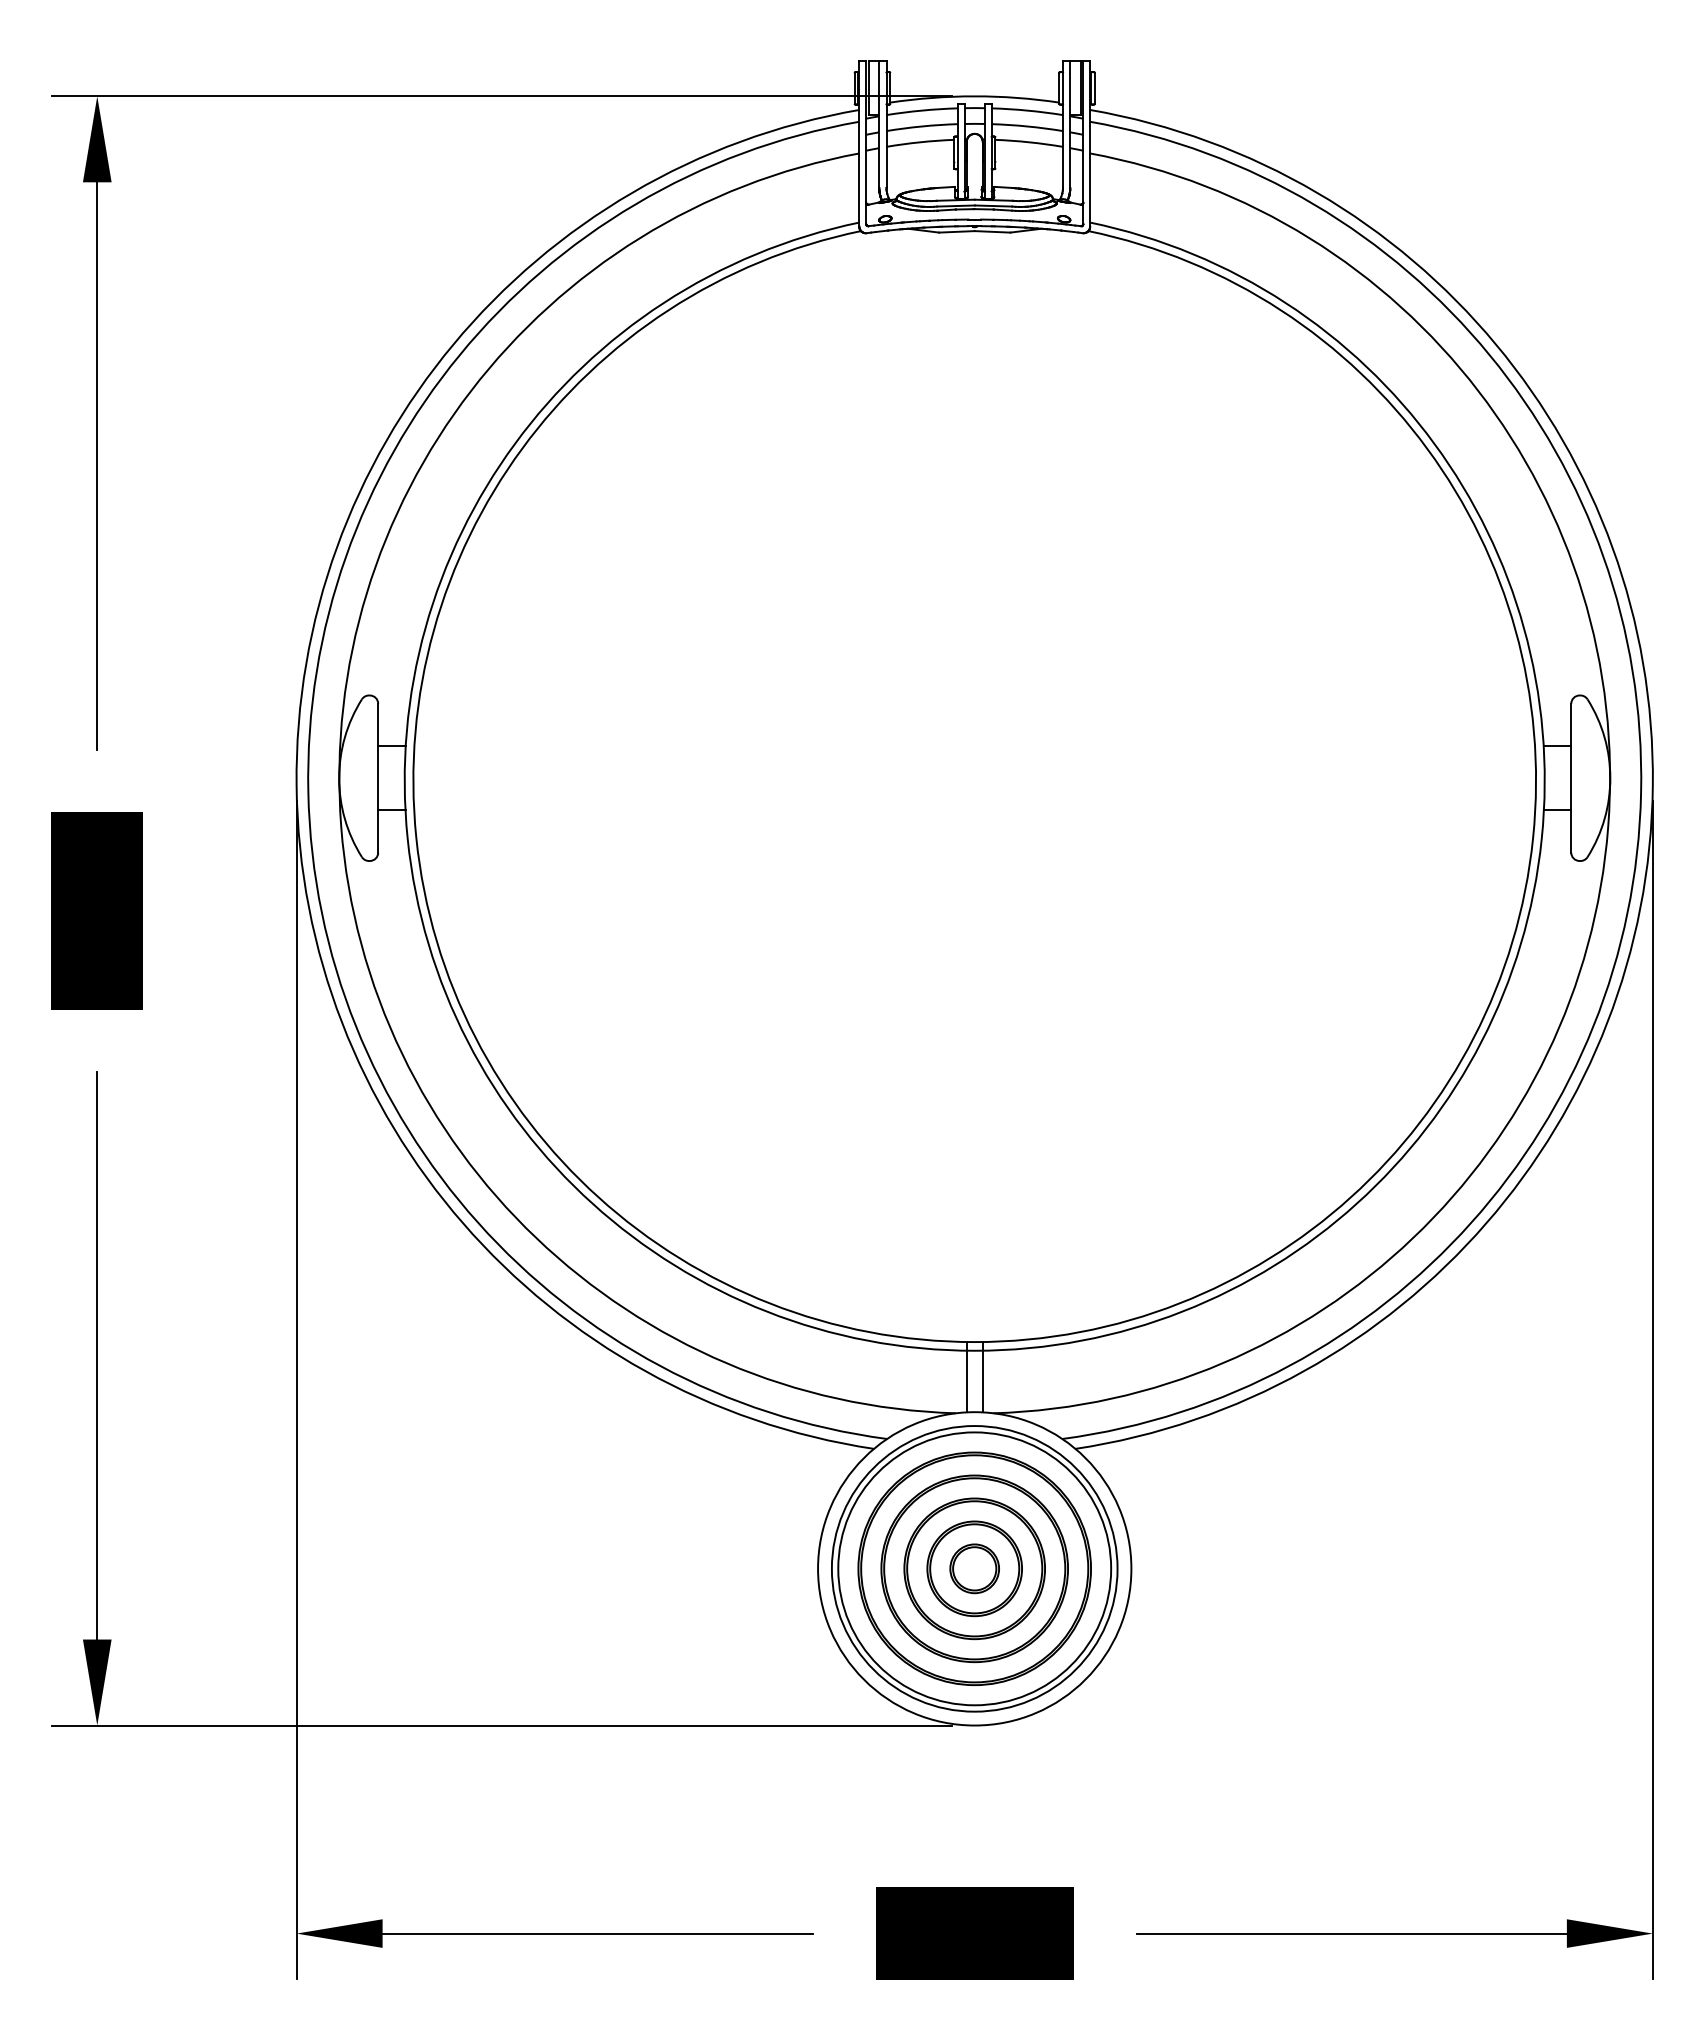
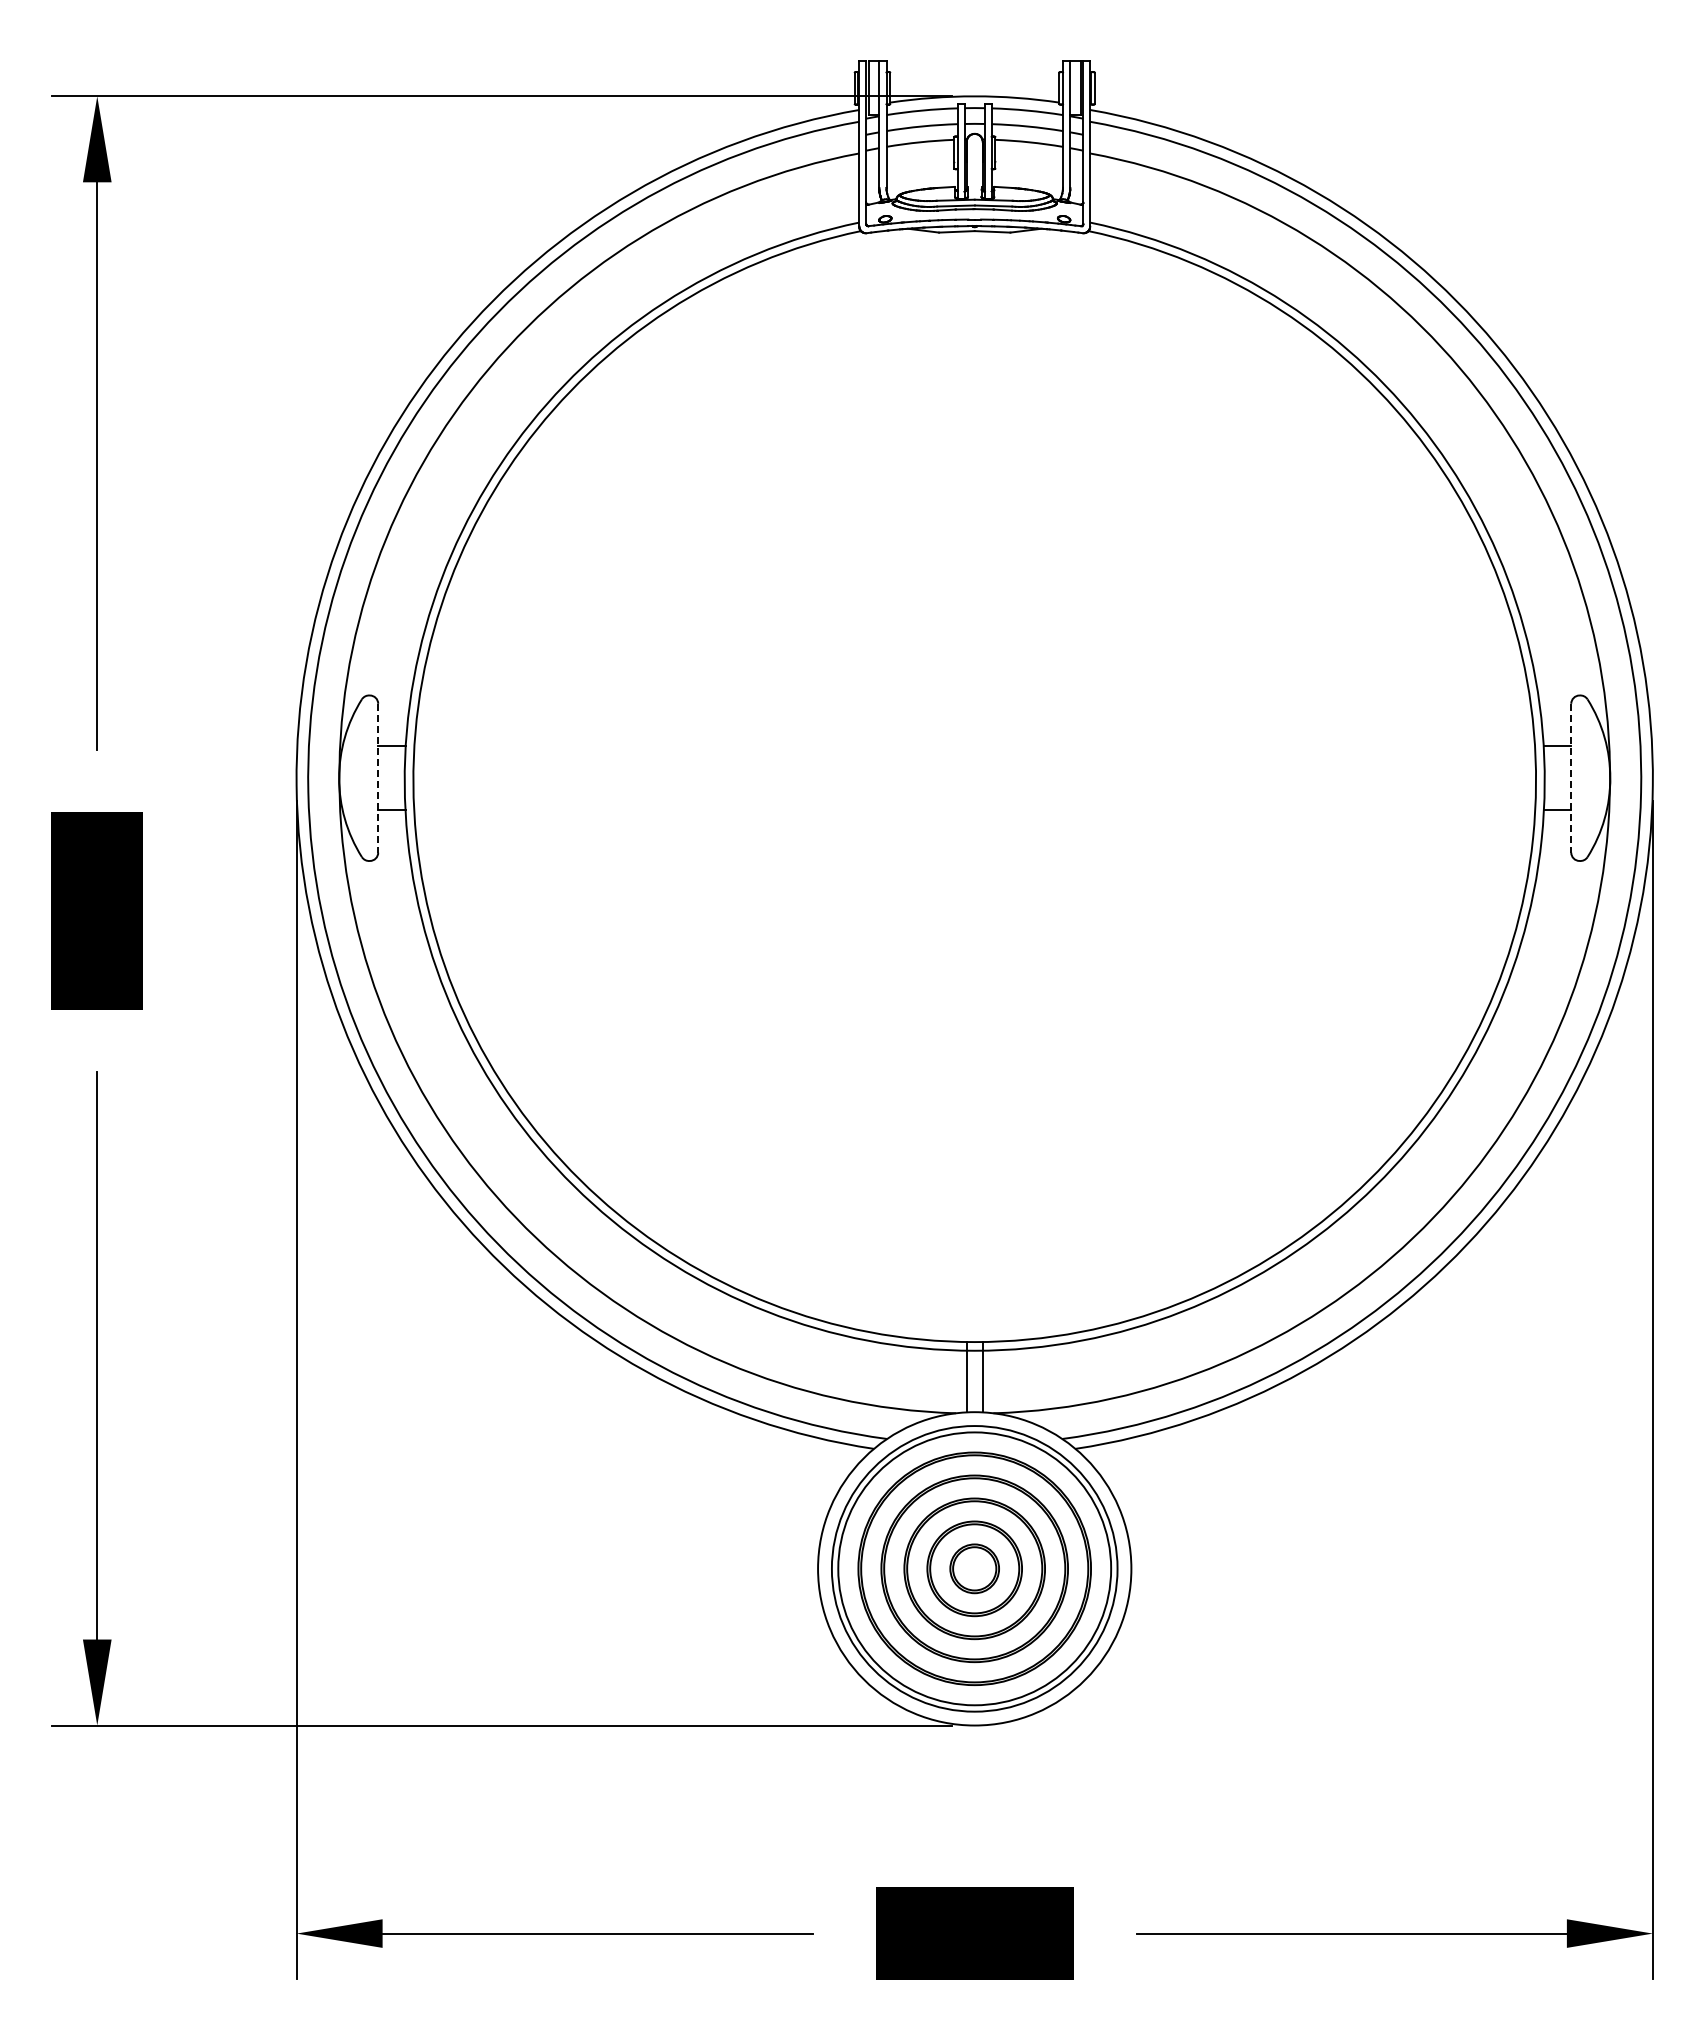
line: solid -> dashed (378, 778)
line: solid -> dashed (1571, 778)
